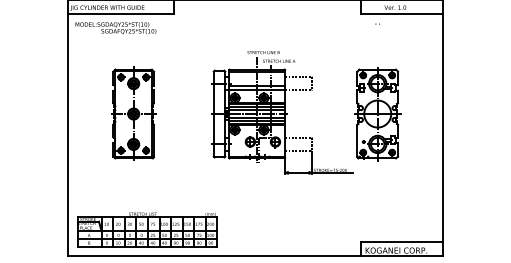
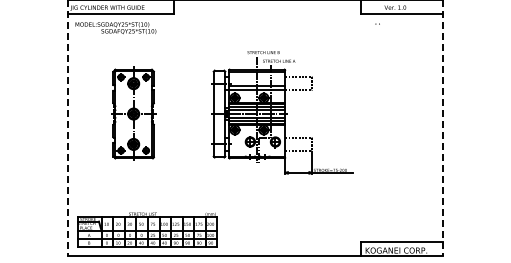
part: present -> none (377, 114)
line: solid -> dashed (67, 128)
line: solid -> dashed (443, 128)
